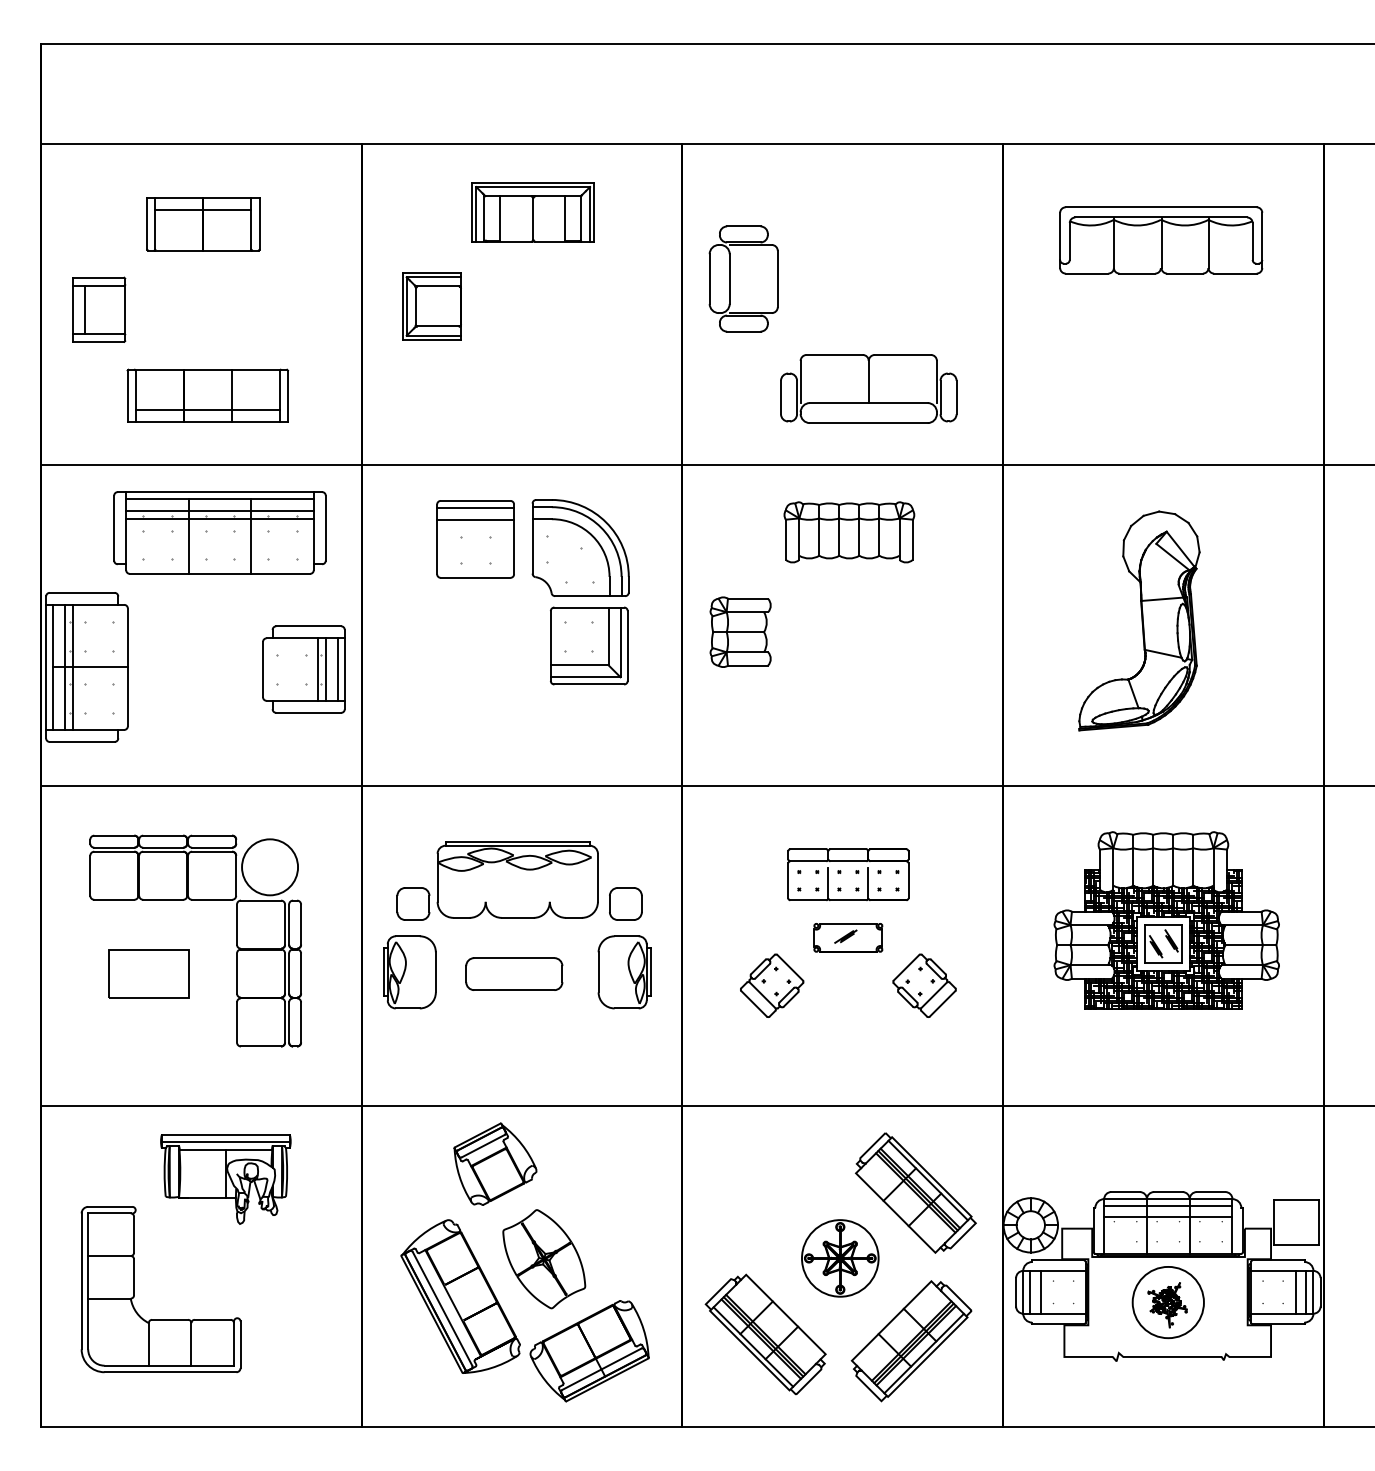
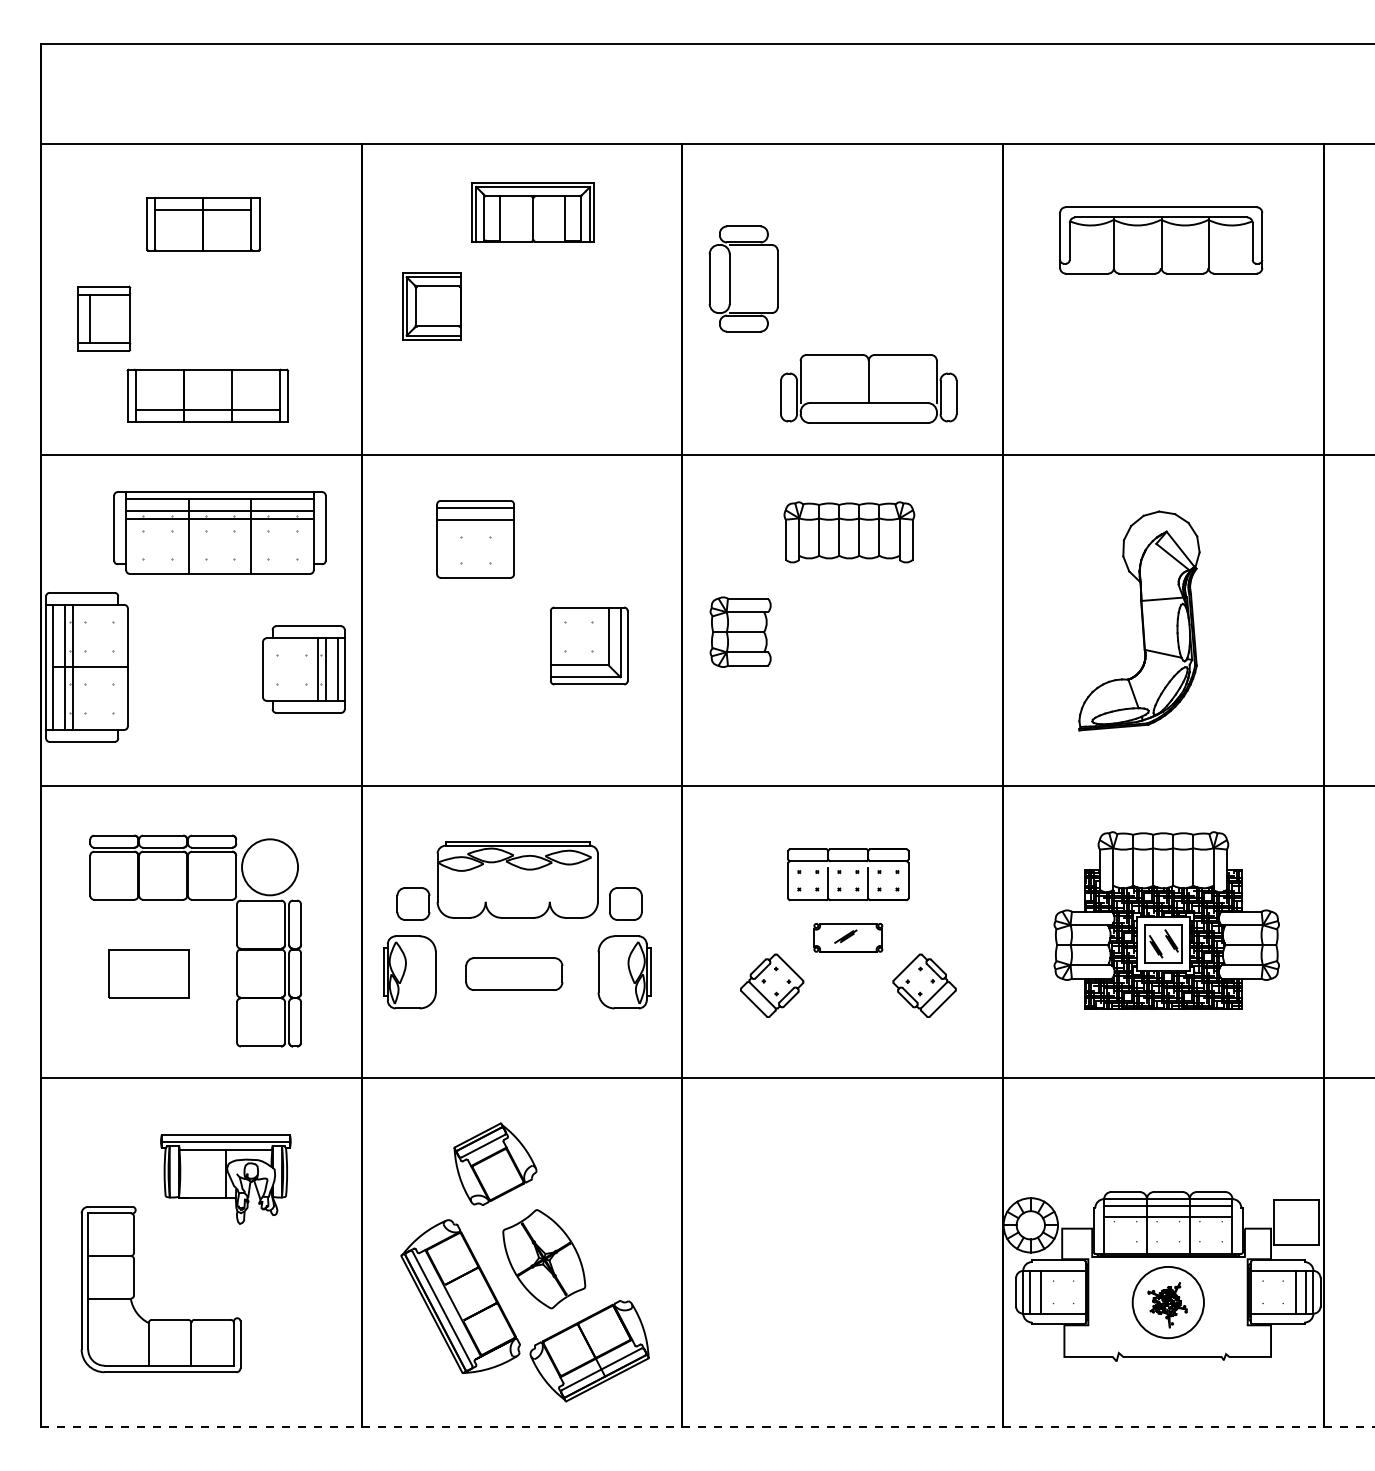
part position: (99, 309) -> (104, 318) (104, 318)
line position: (706, 464) -> (706, 454) (706, 454)
part: present -> none (580, 547)
line position: (706, 1106) -> (706, 1078) (706, 1078)
part: present -> none (840, 1267)
line: solid -> dashed (708, 1426)
